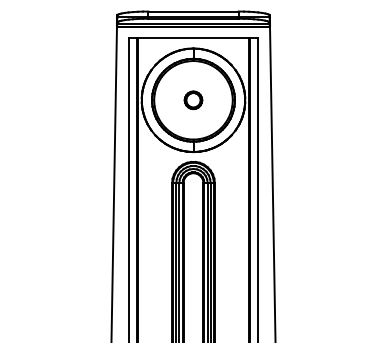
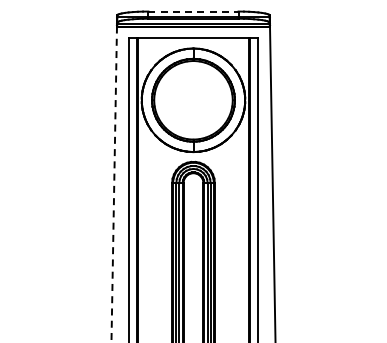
line: solid -> dashed (193, 11)
part: present -> none (193, 100)
line: solid -> dashed (114, 184)
